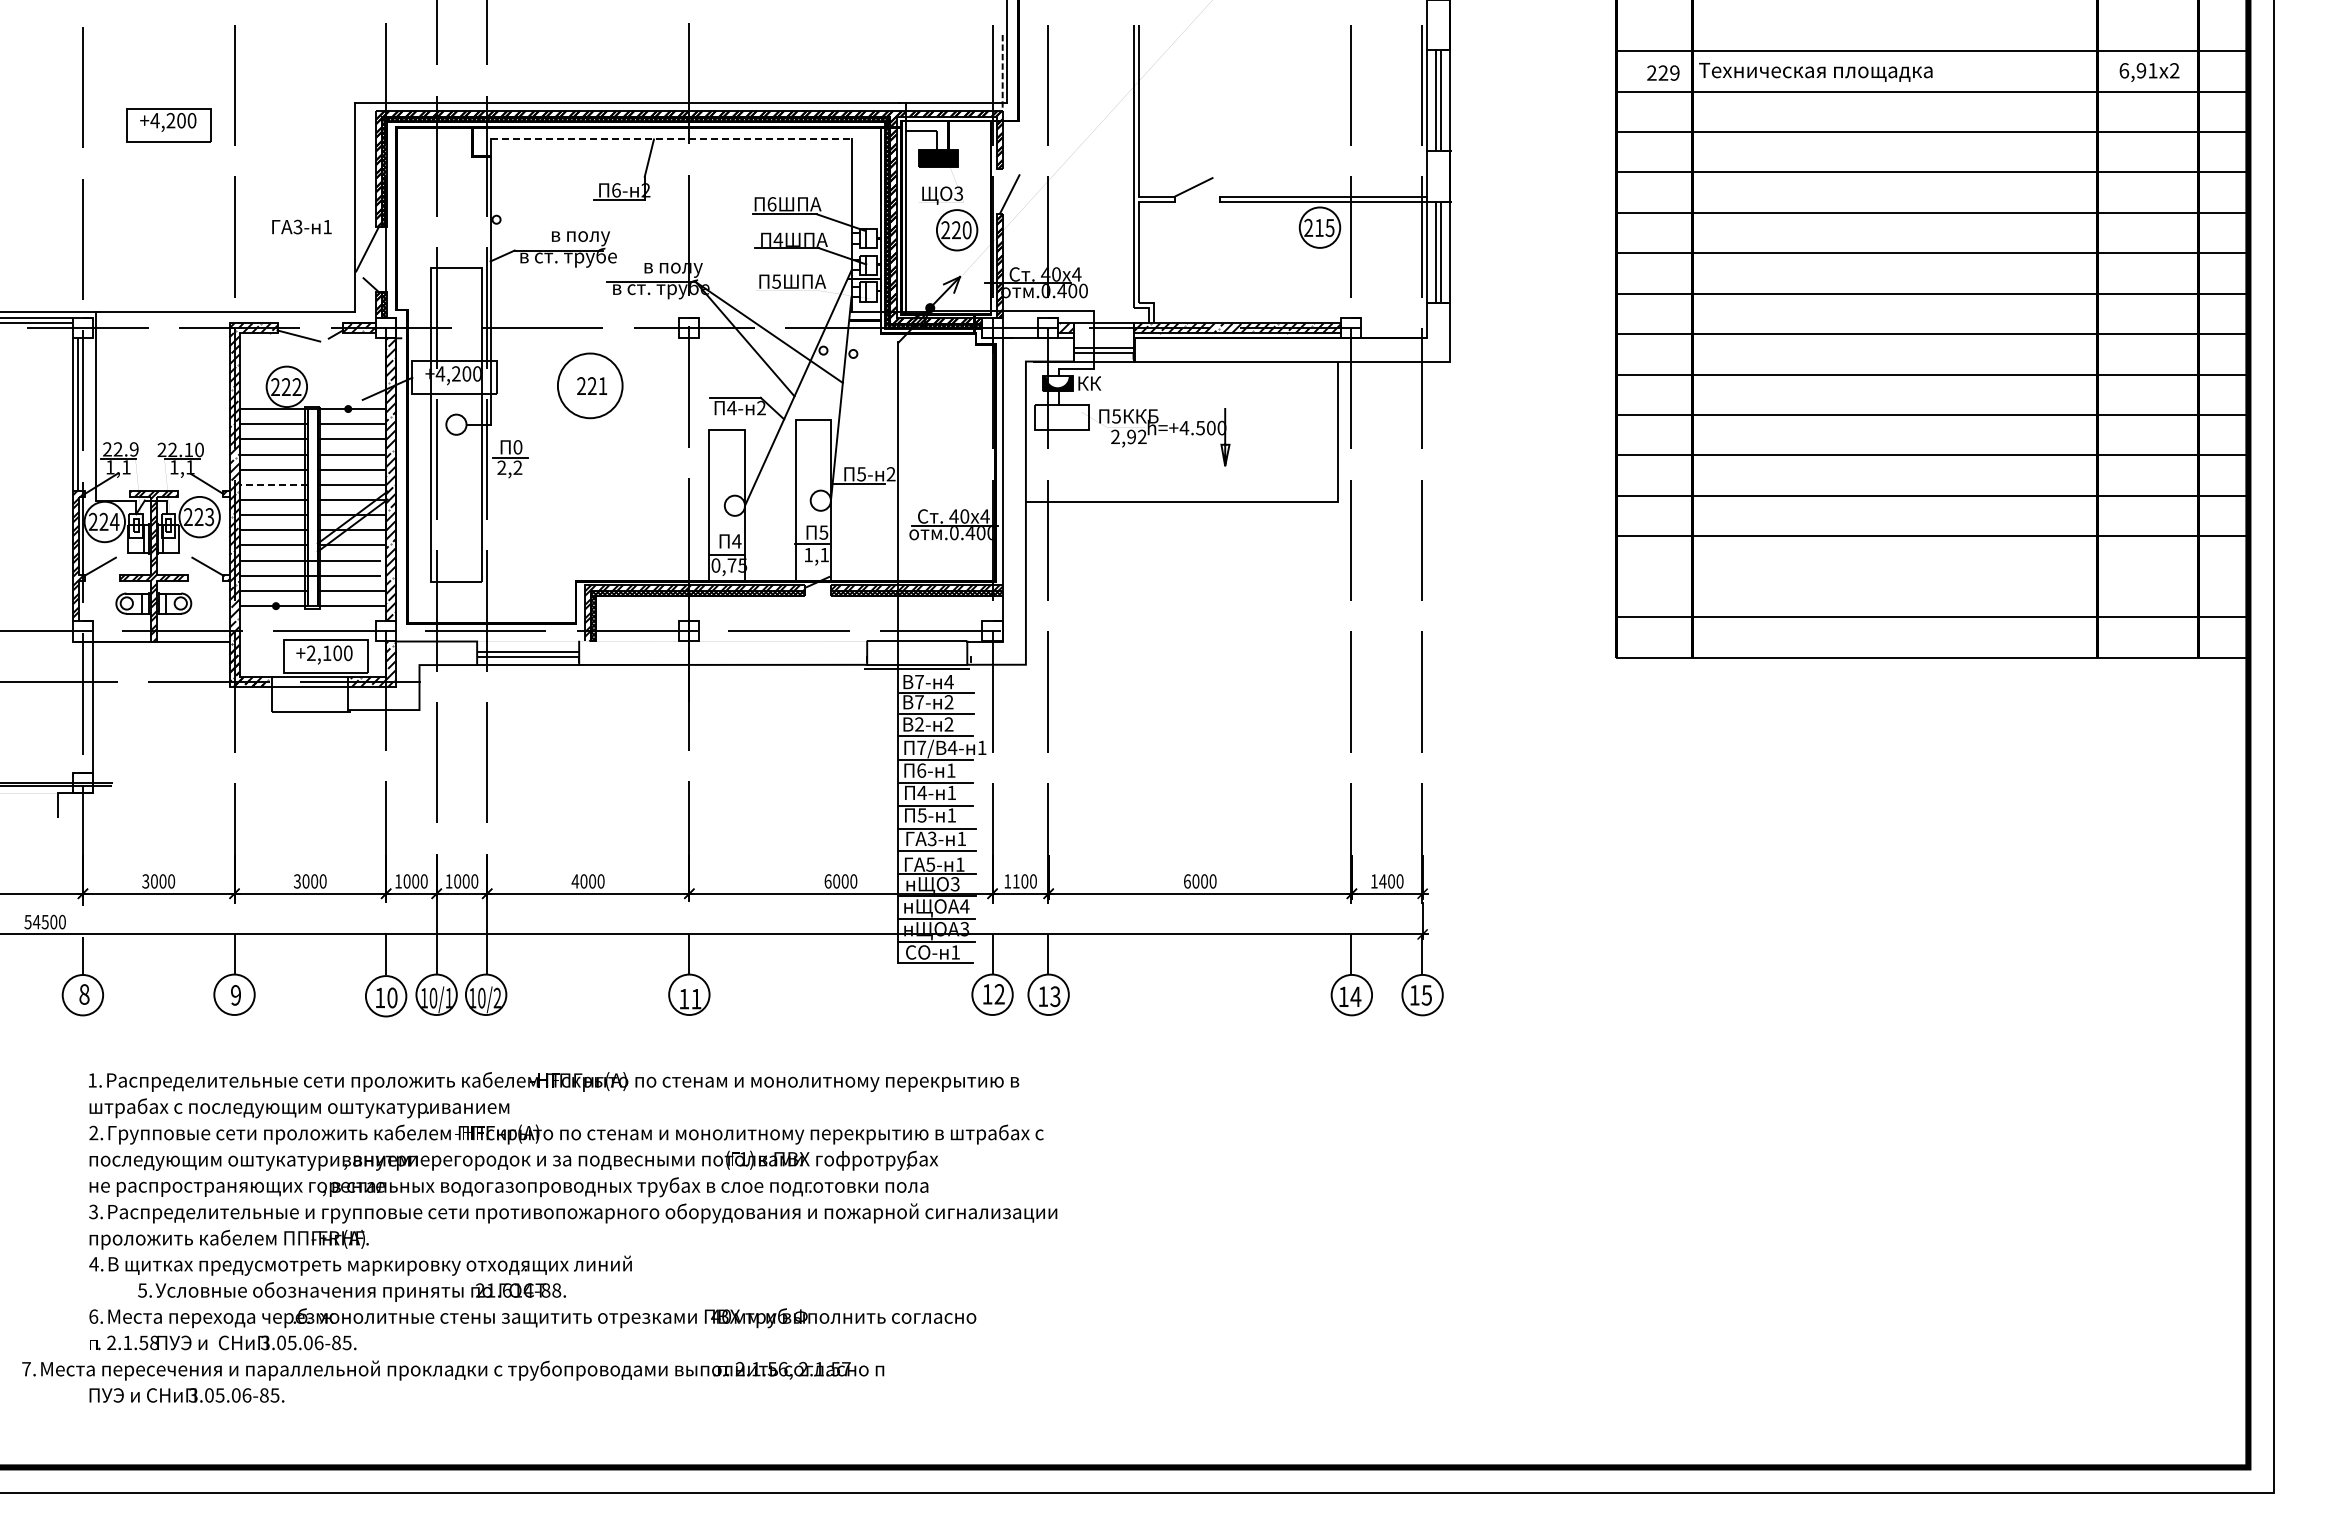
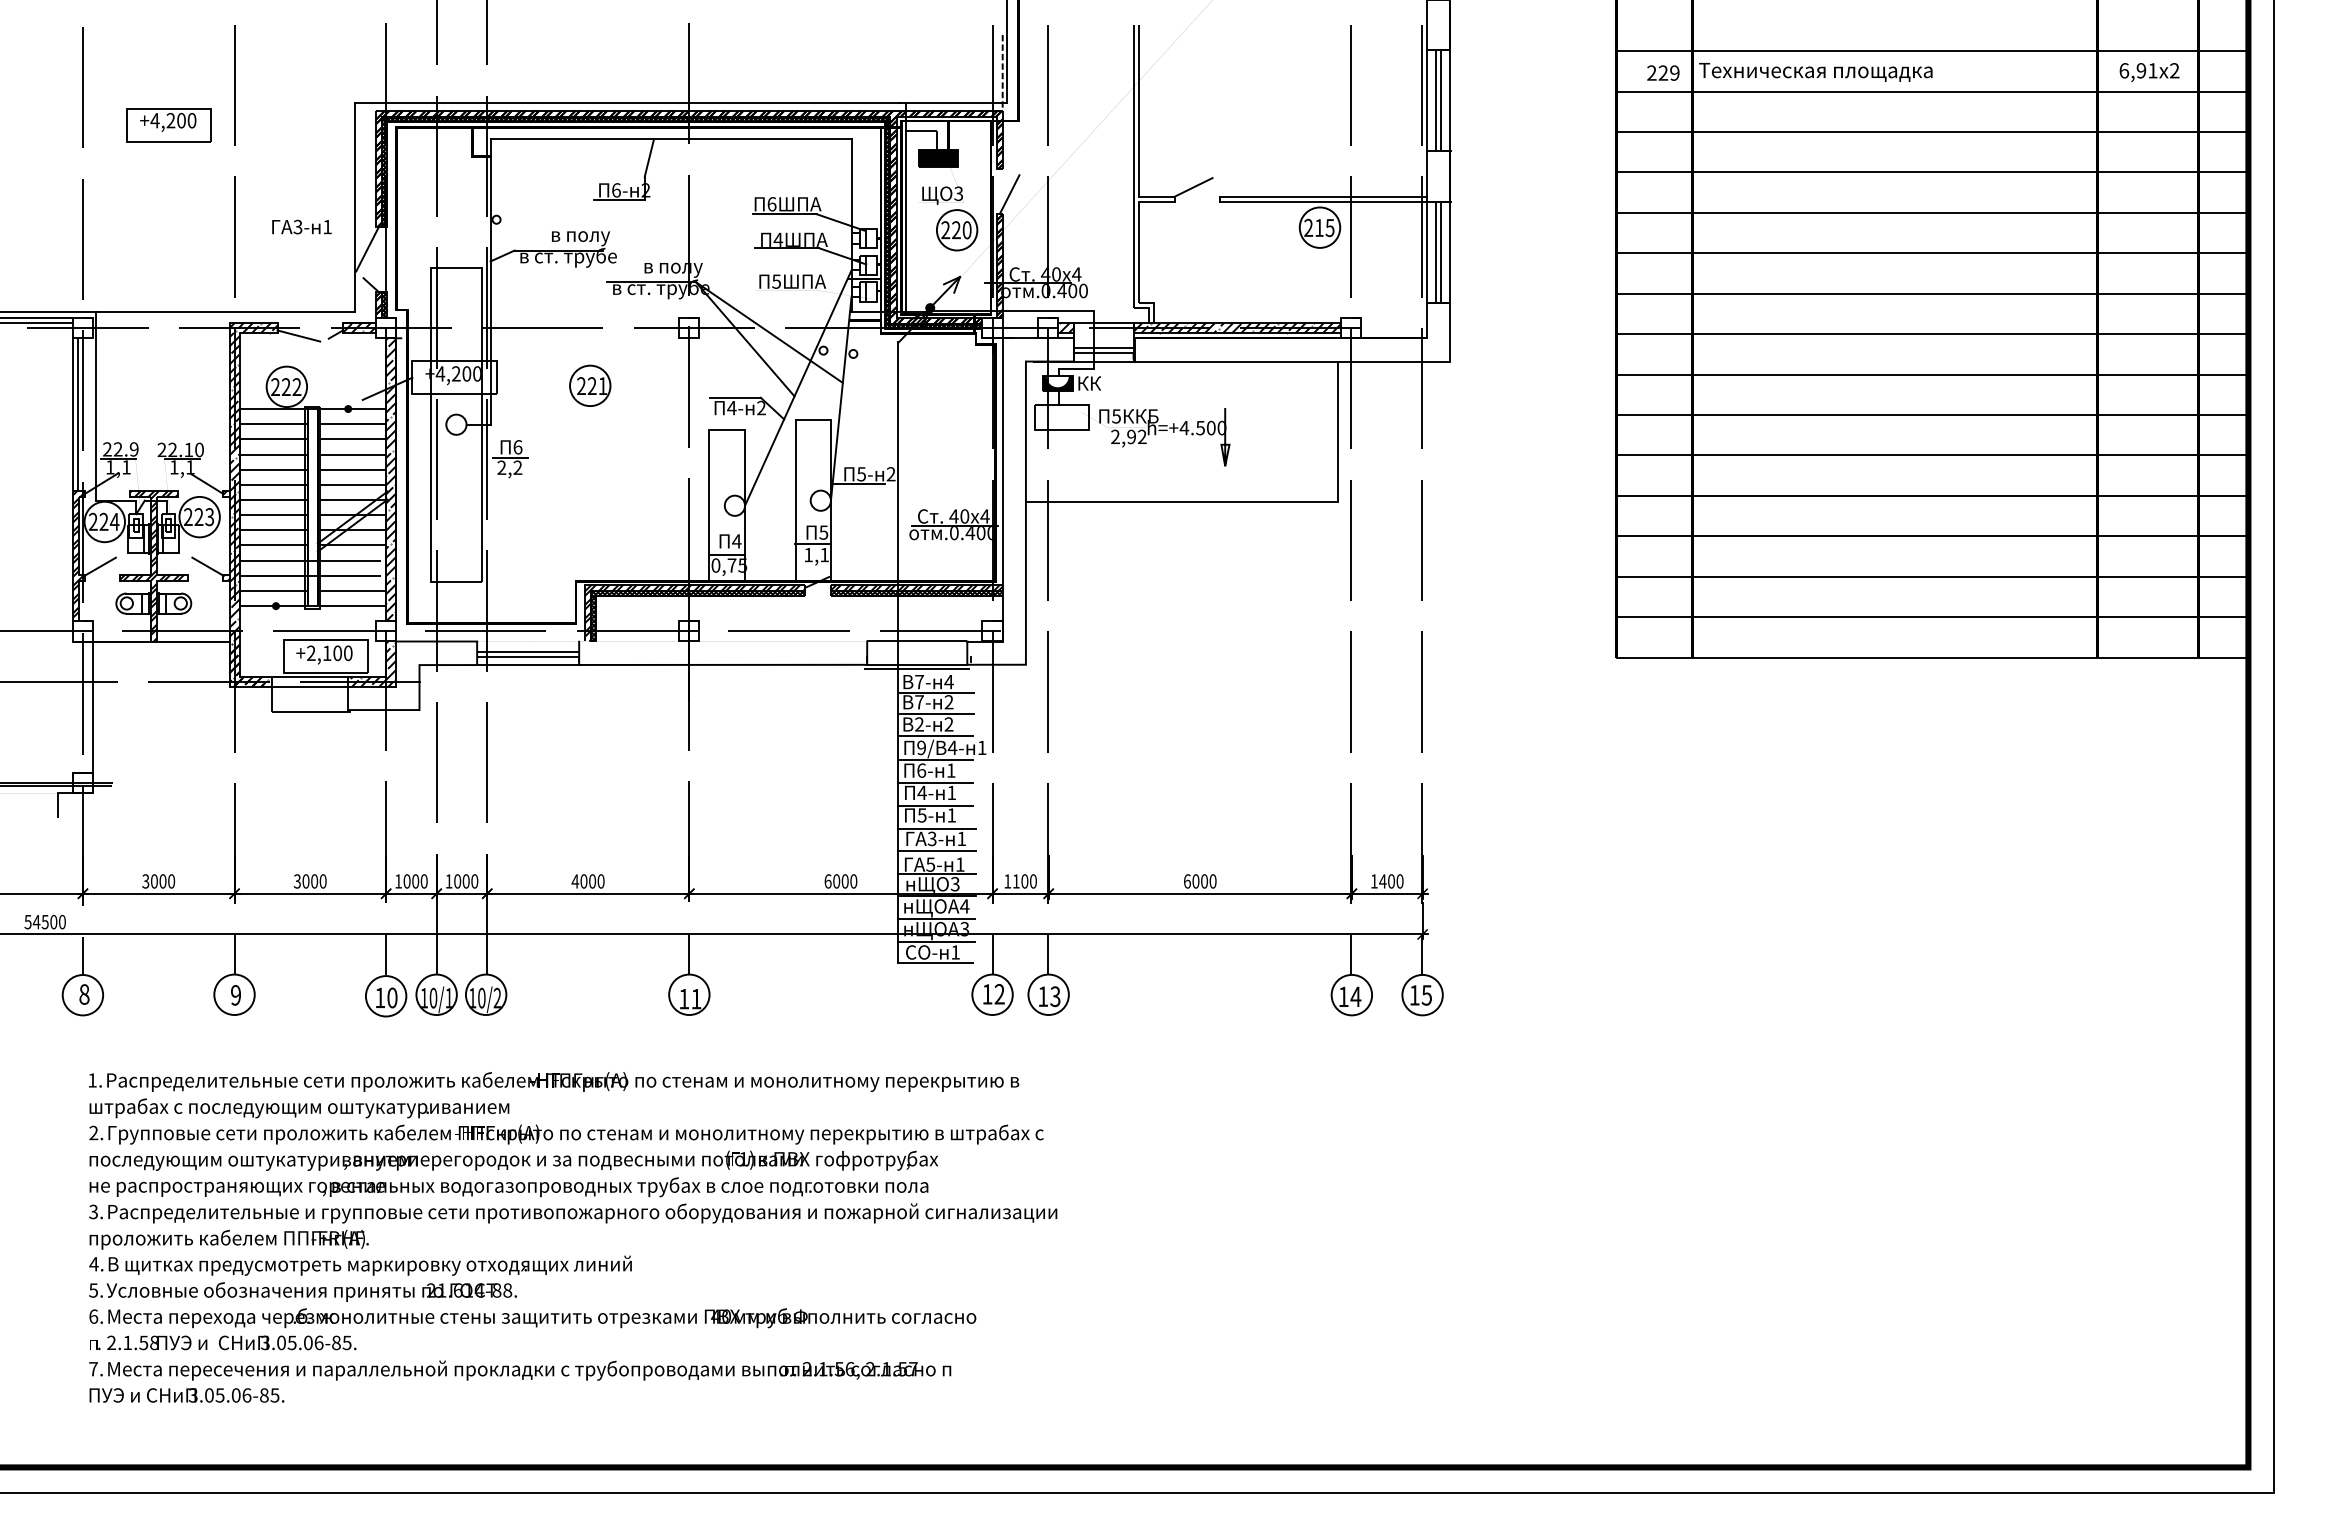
line: dashed -> solid (671, 139)
circle diameter: 65 px -> 40 px (590, 385)
text: 0 -> 6 (517, 447)
line: dashed -> solid (273, 484)
line: none -> present (1932, 576)
text: 7/ -> 9/ (921, 747)
text position: (351, 1291) -> (302, 1291) (302, 1291)
text position: (453, 1370) -> (520, 1370) (520, 1370)
